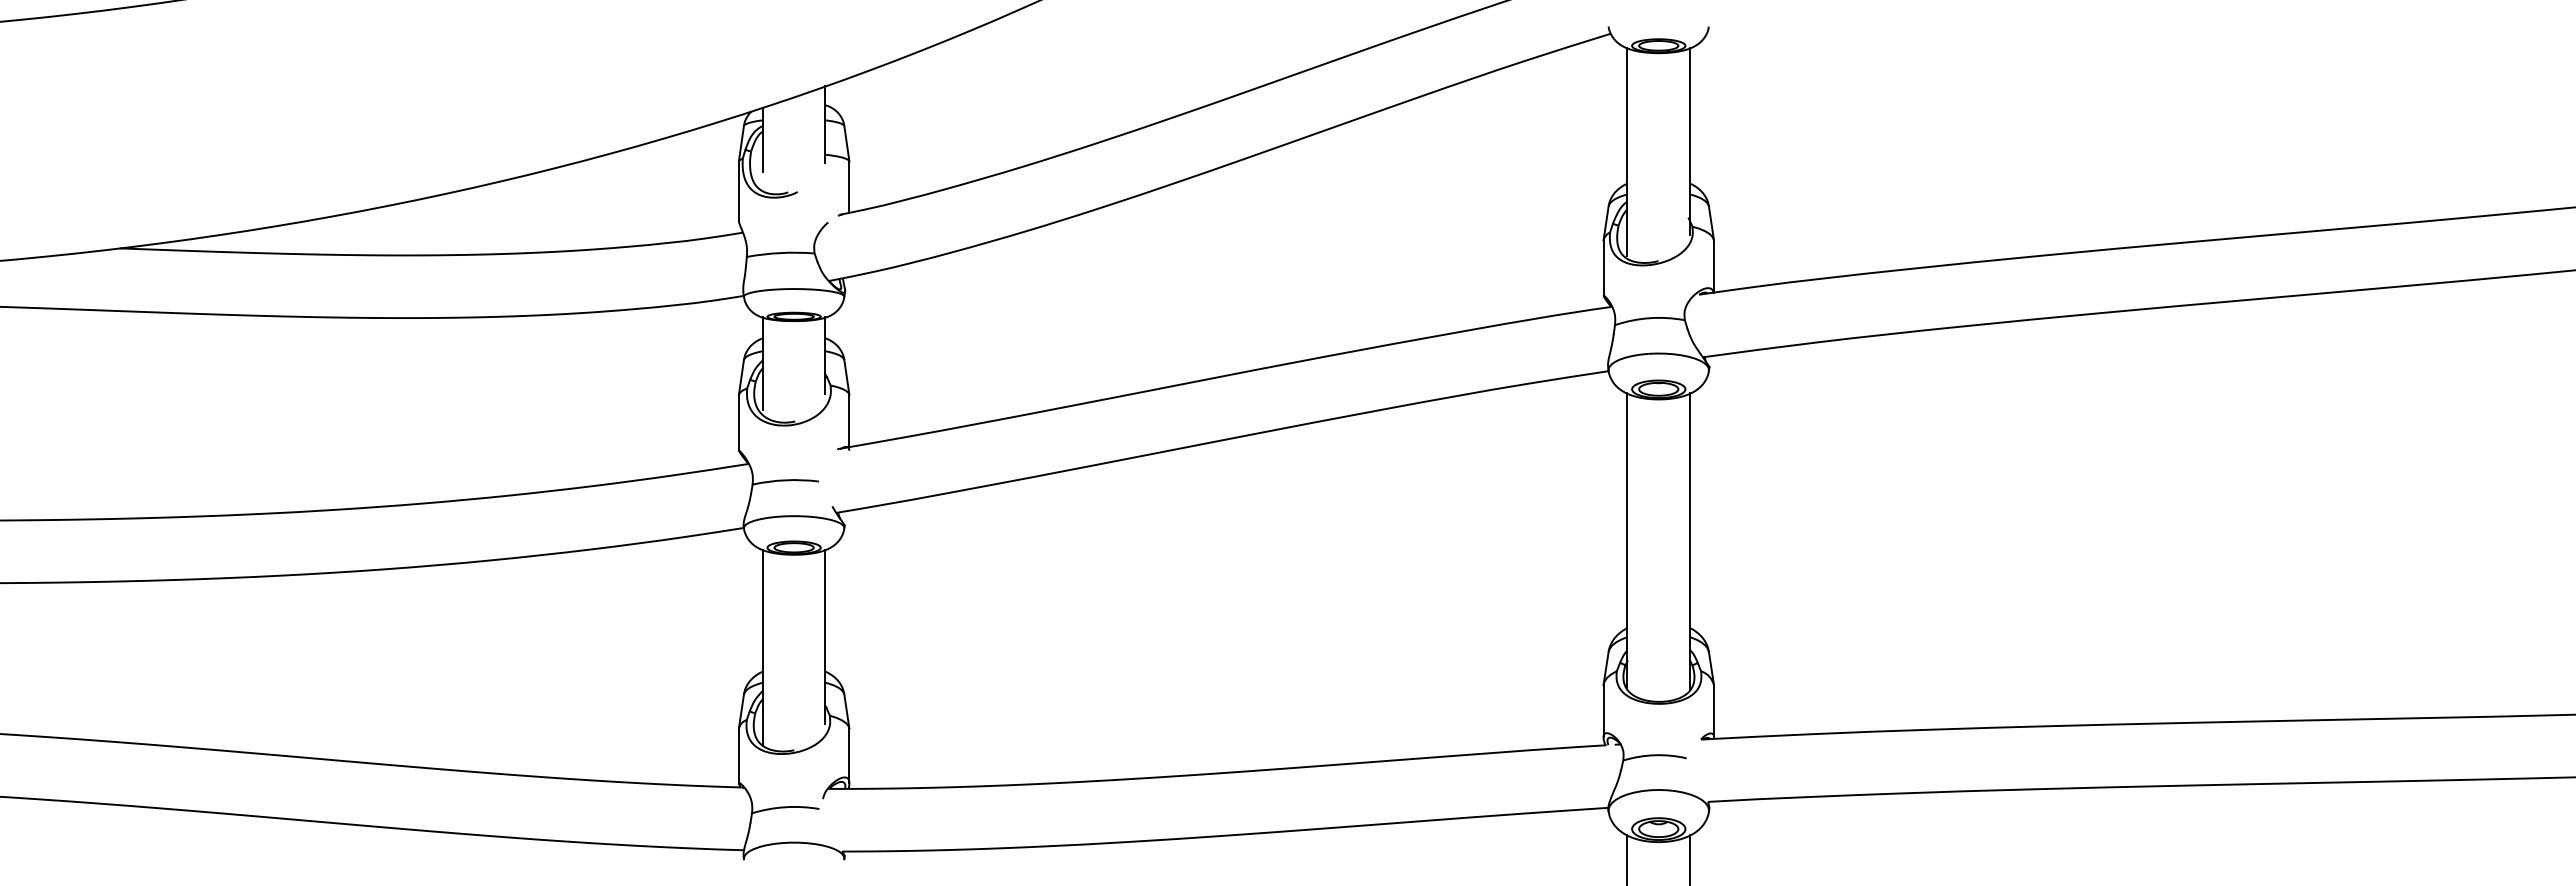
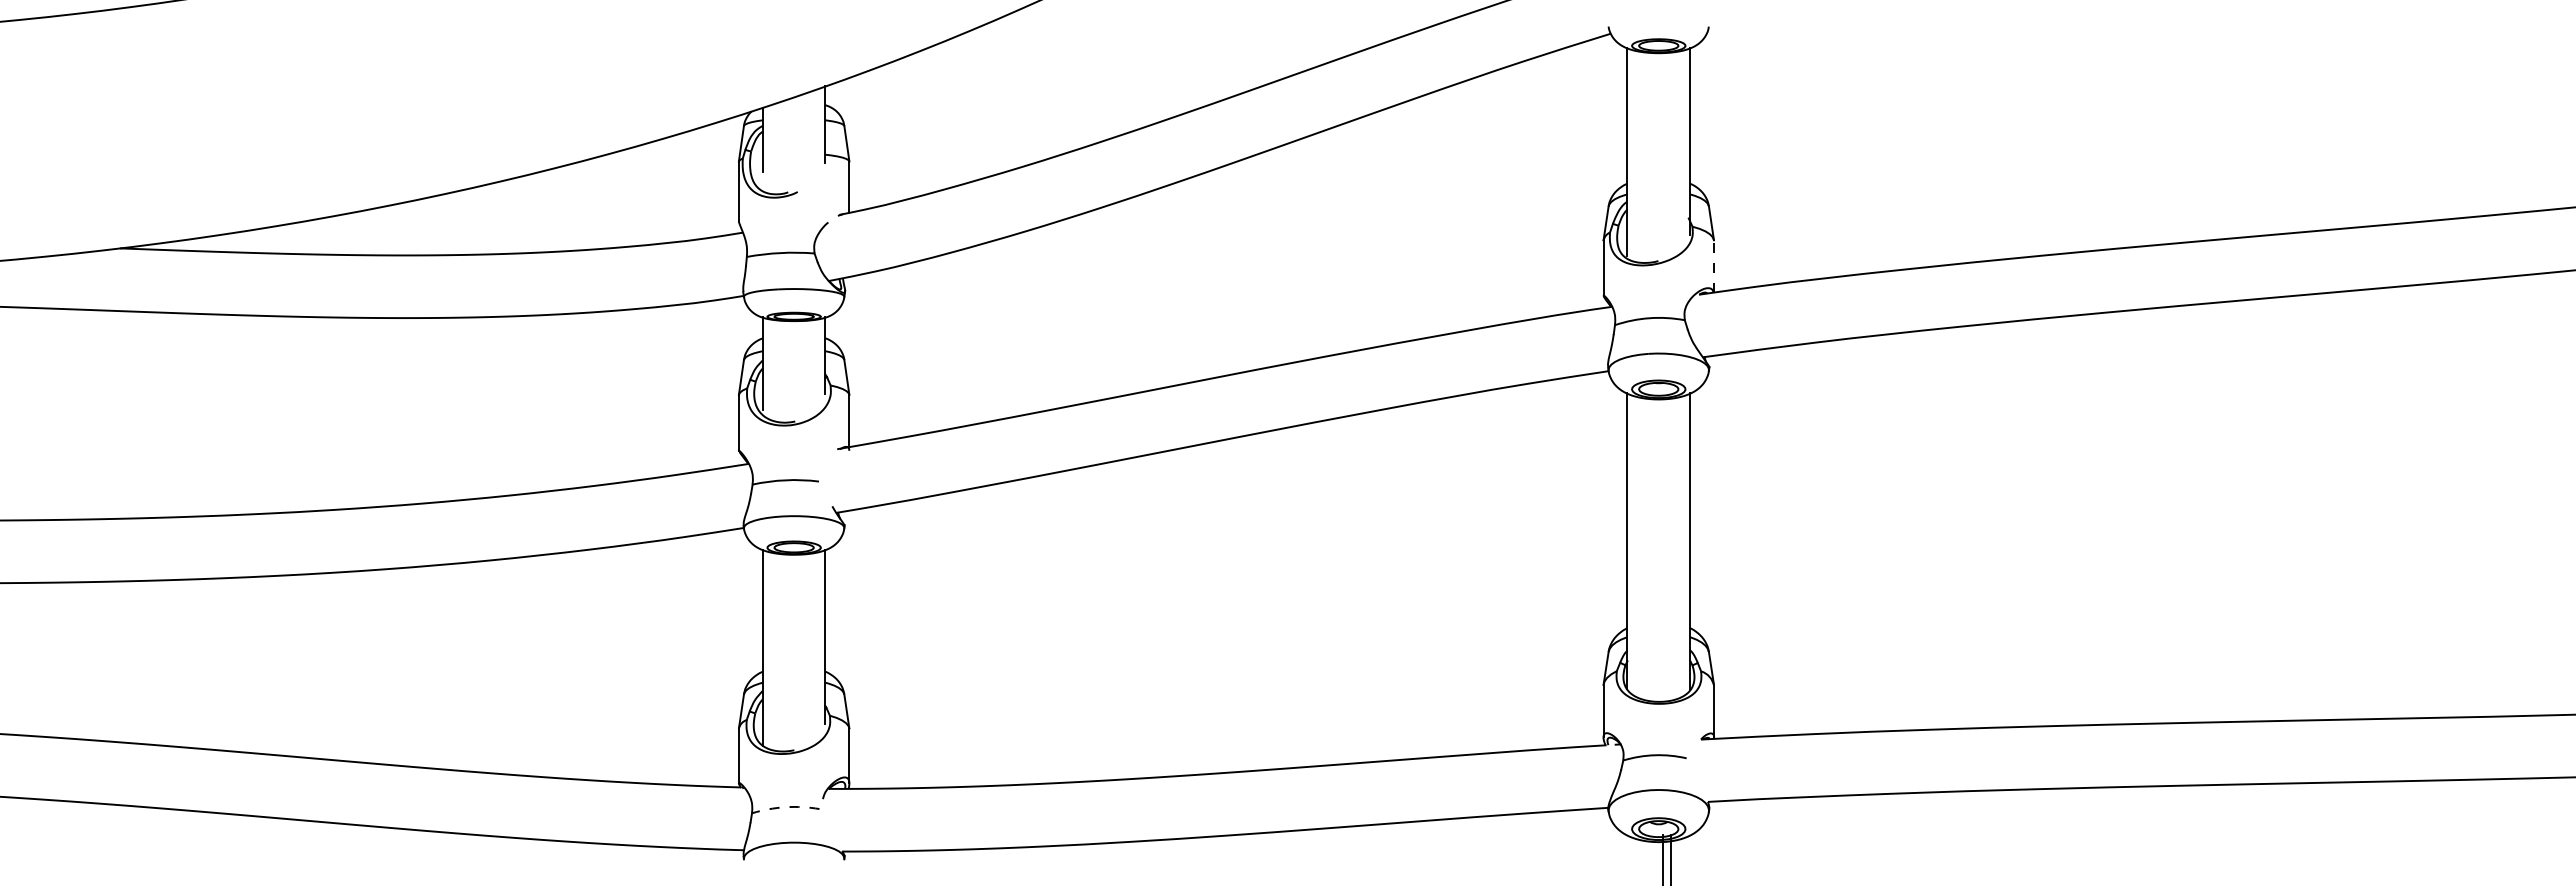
line: solid -> dashed (1714, 266)
arc: solid -> dashed (785, 807)
line position: (1627, 858) -> (1671, 858) (1671, 858)
line position: (1690, 858) -> (1663, 858) (1663, 858)
